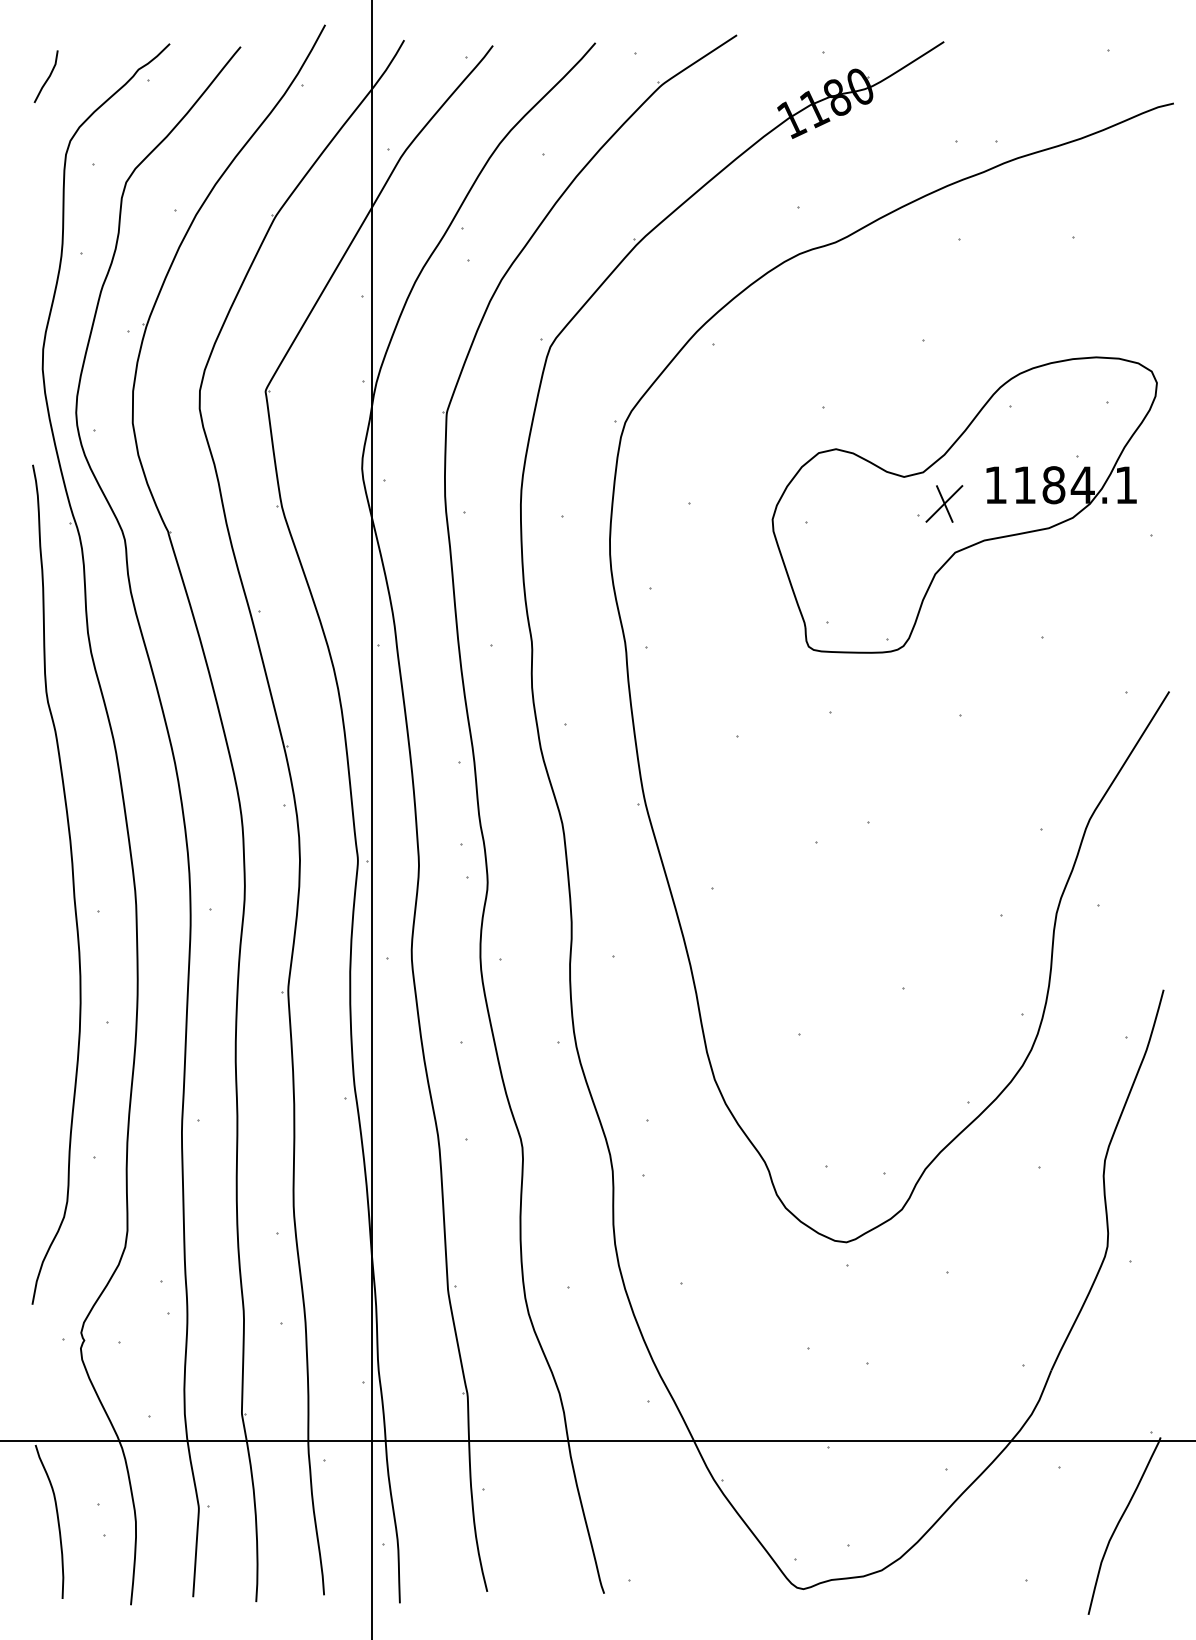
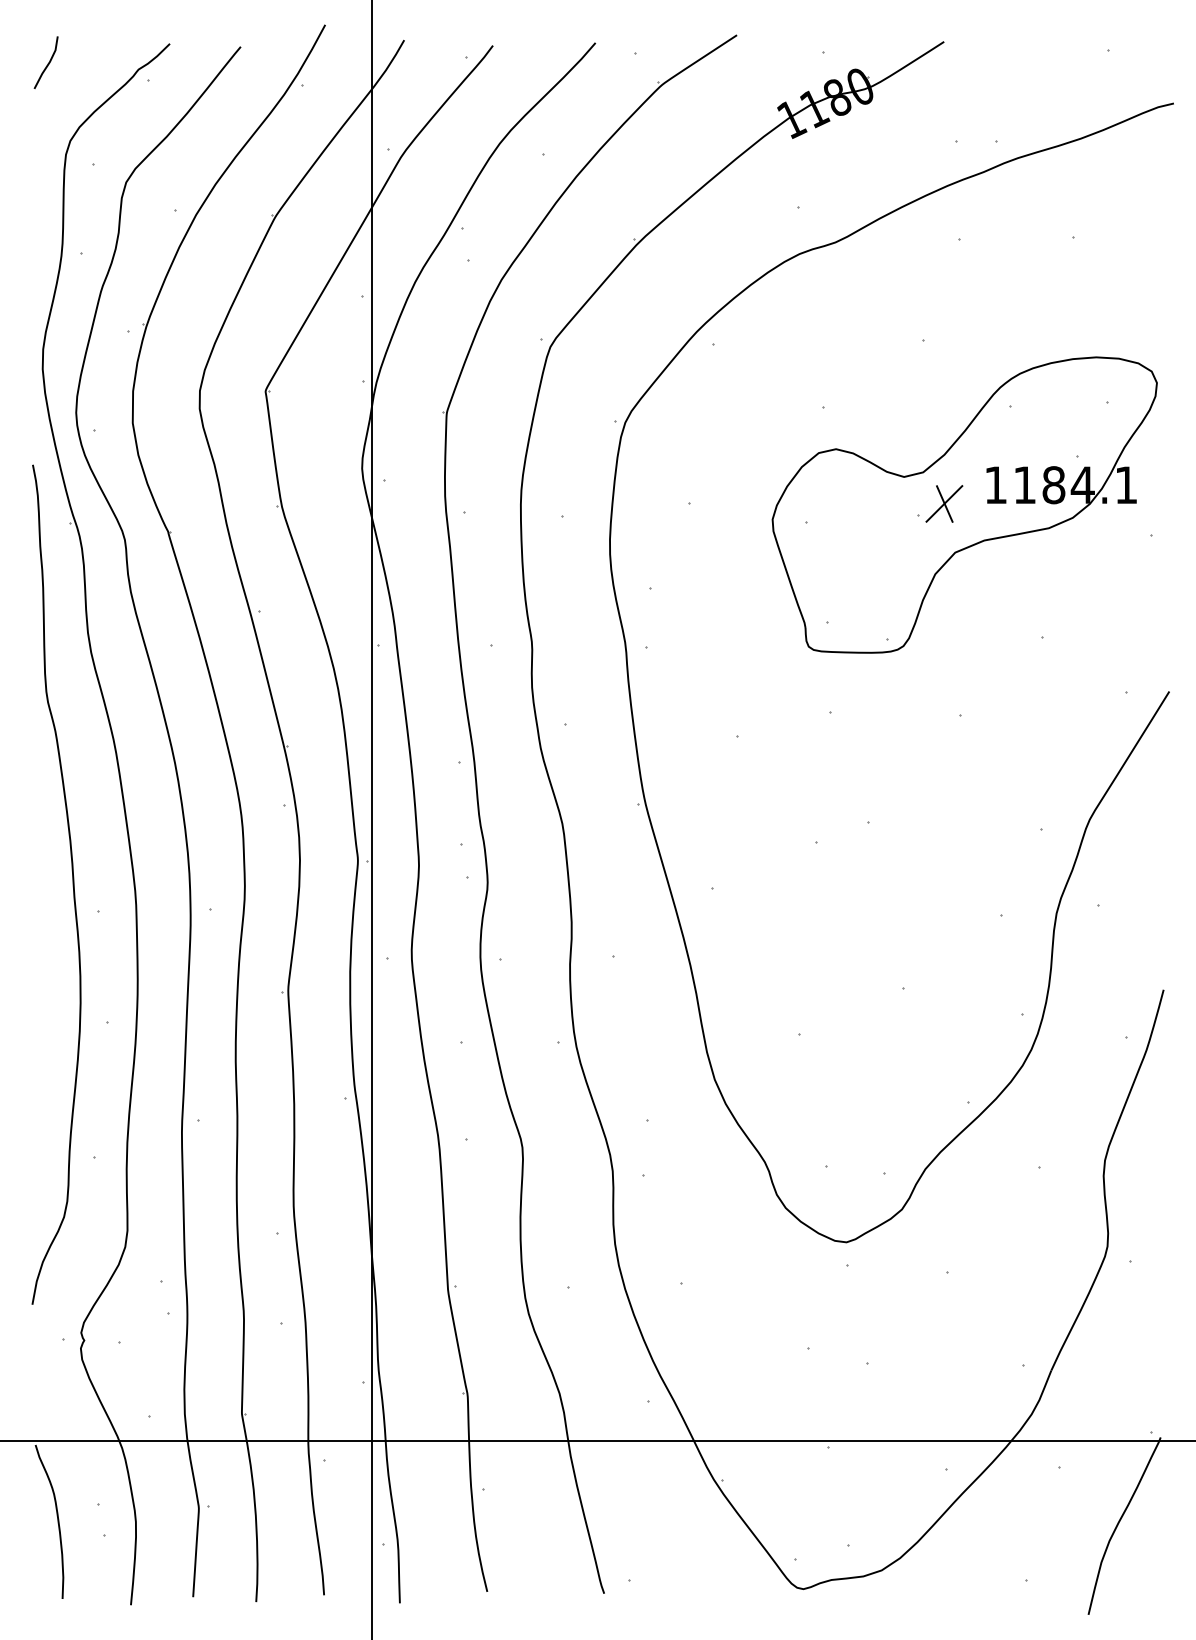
line position: (47, 77) -> (47, 63) (47, 63)
